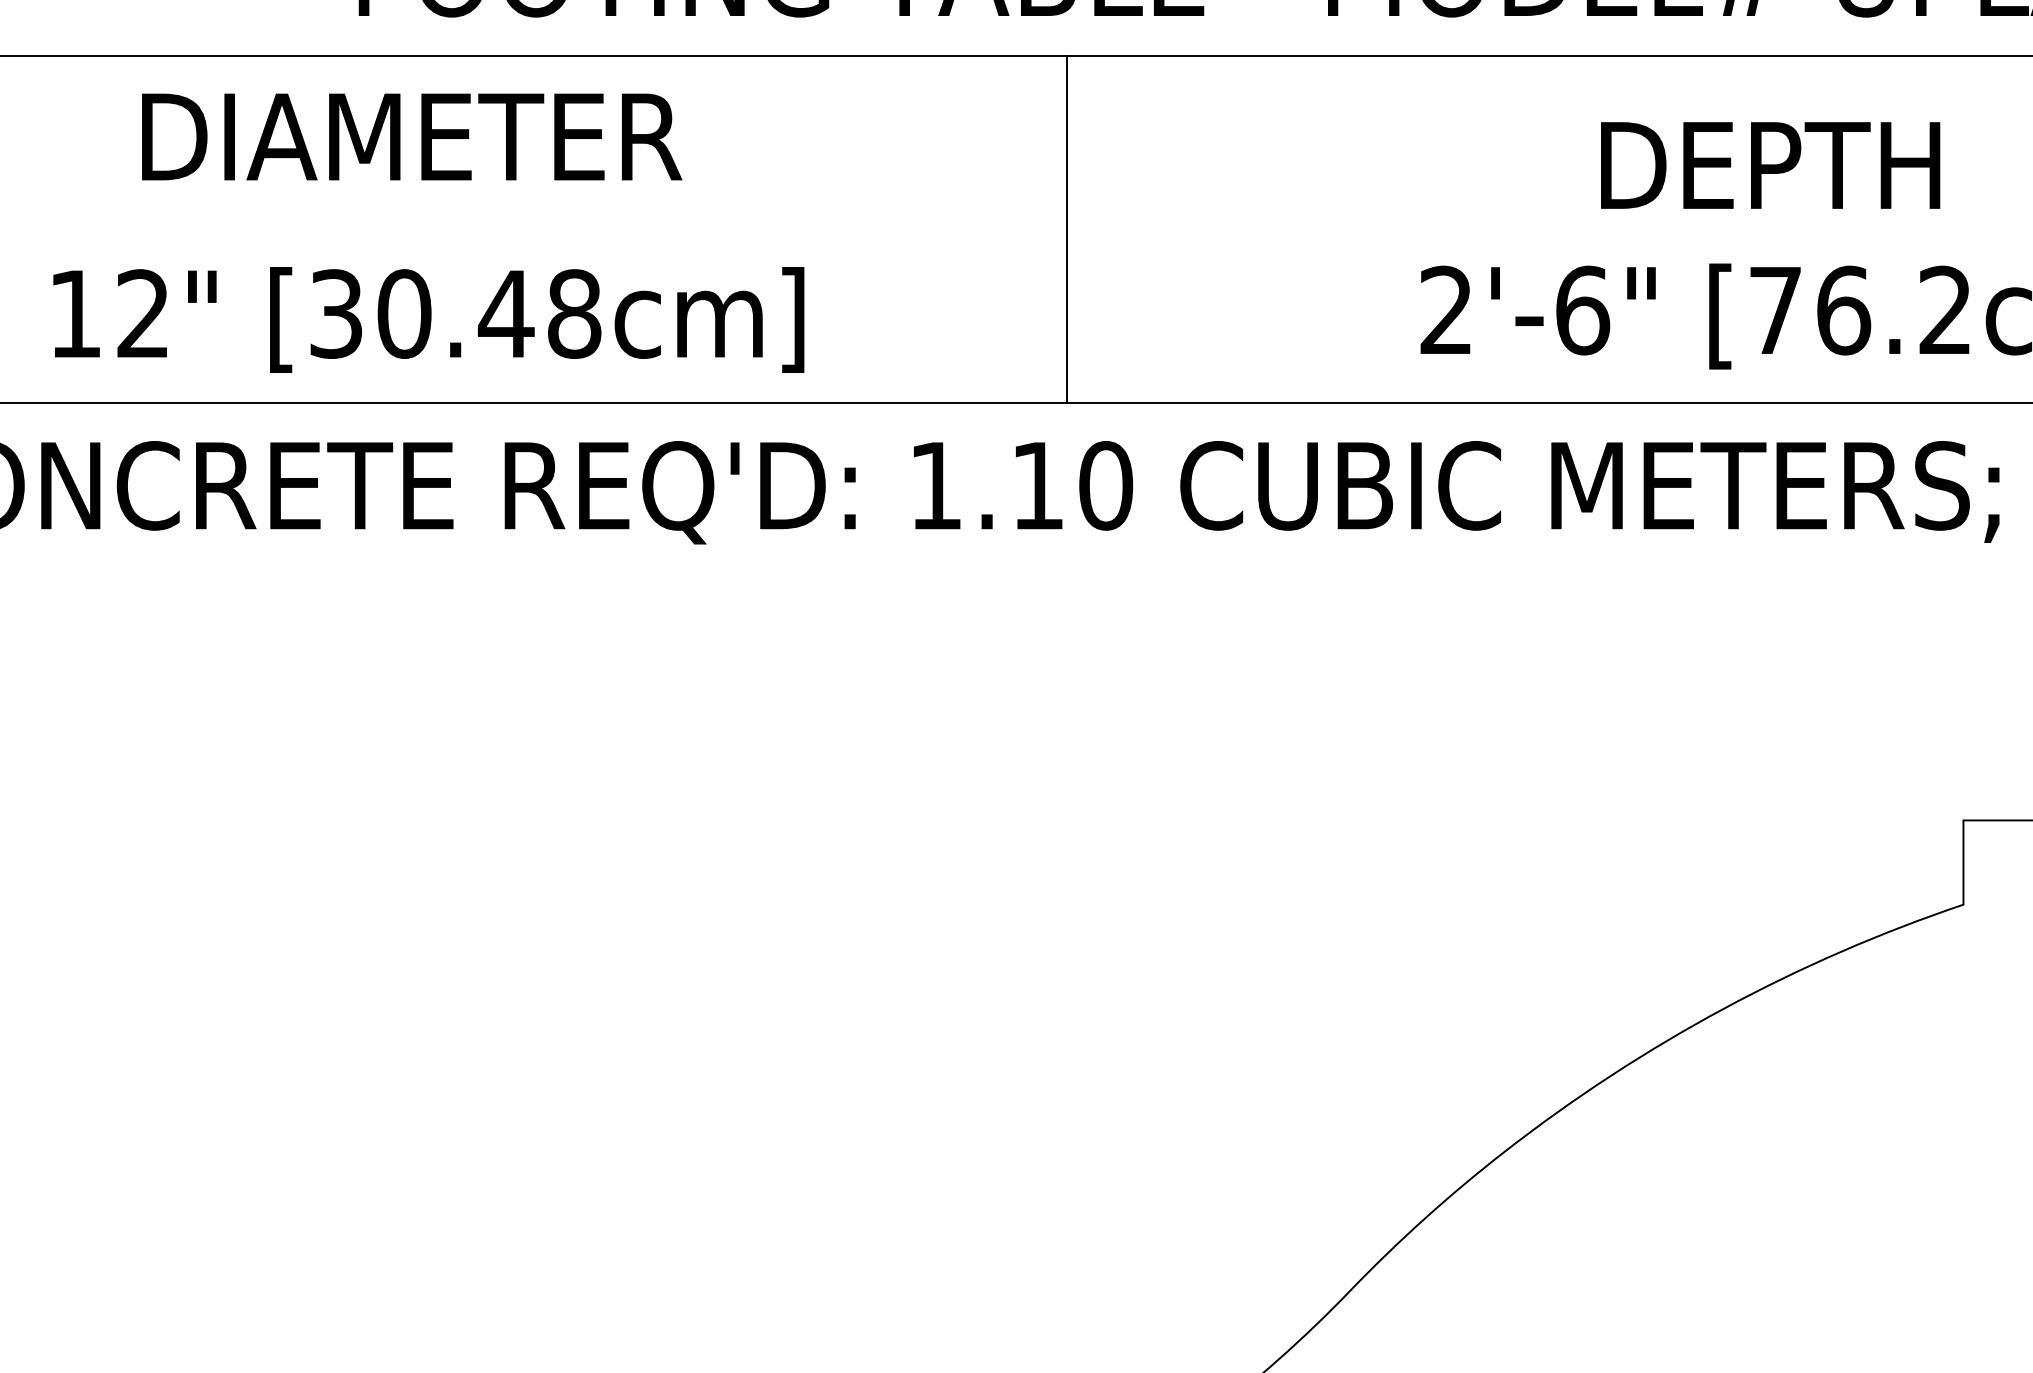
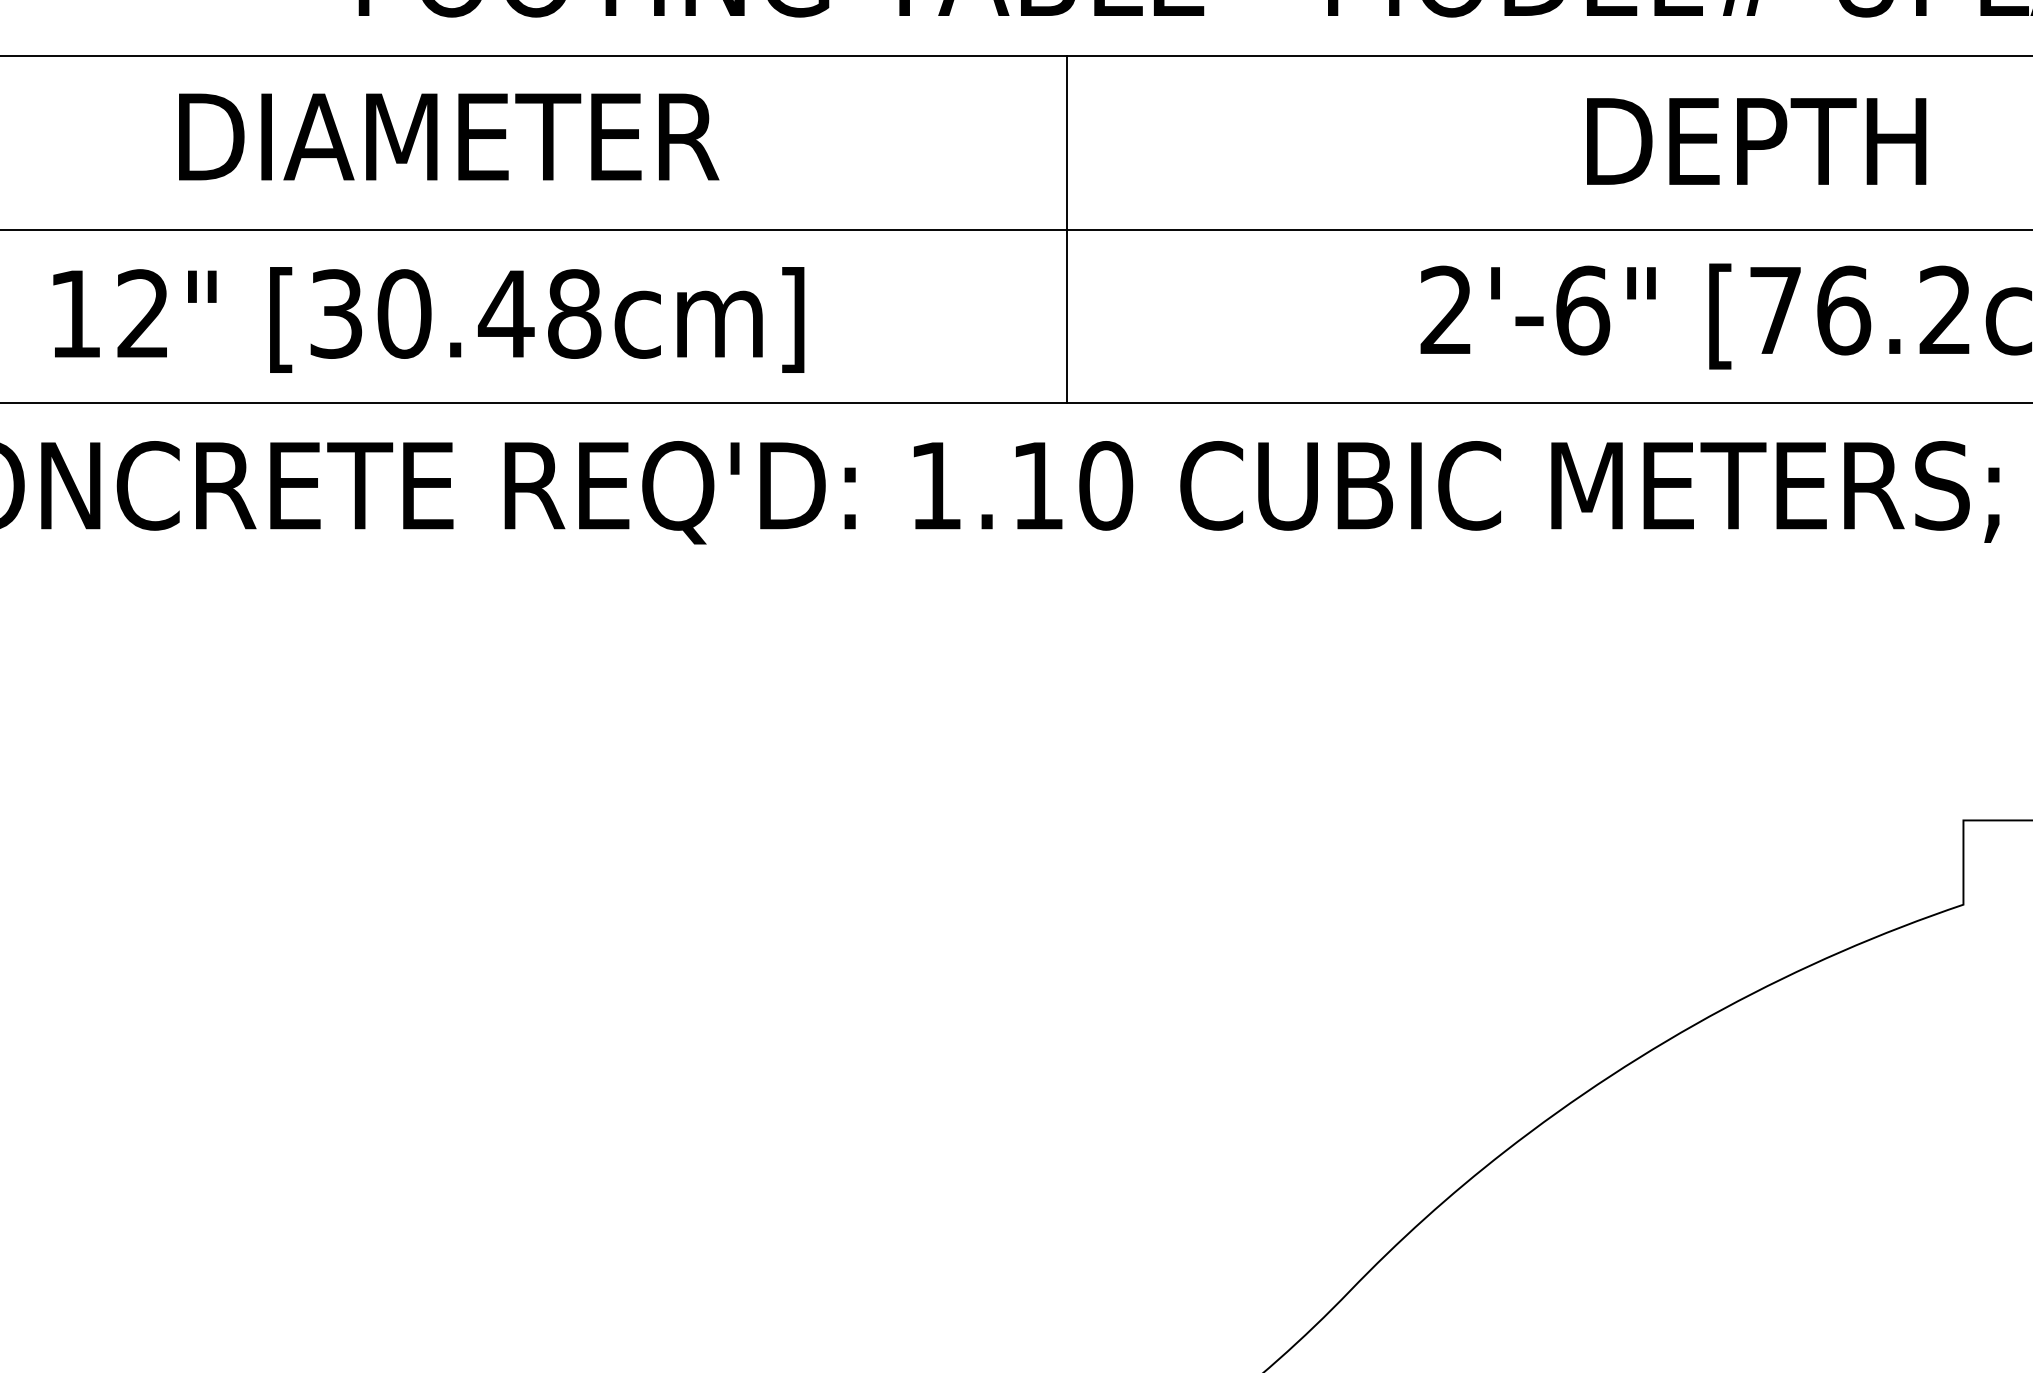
text position: (412, 136) -> (449, 136) (449, 136)
text position: (1770, 165) -> (1756, 141) (1756, 141)
line: none -> present (1015, 229)
